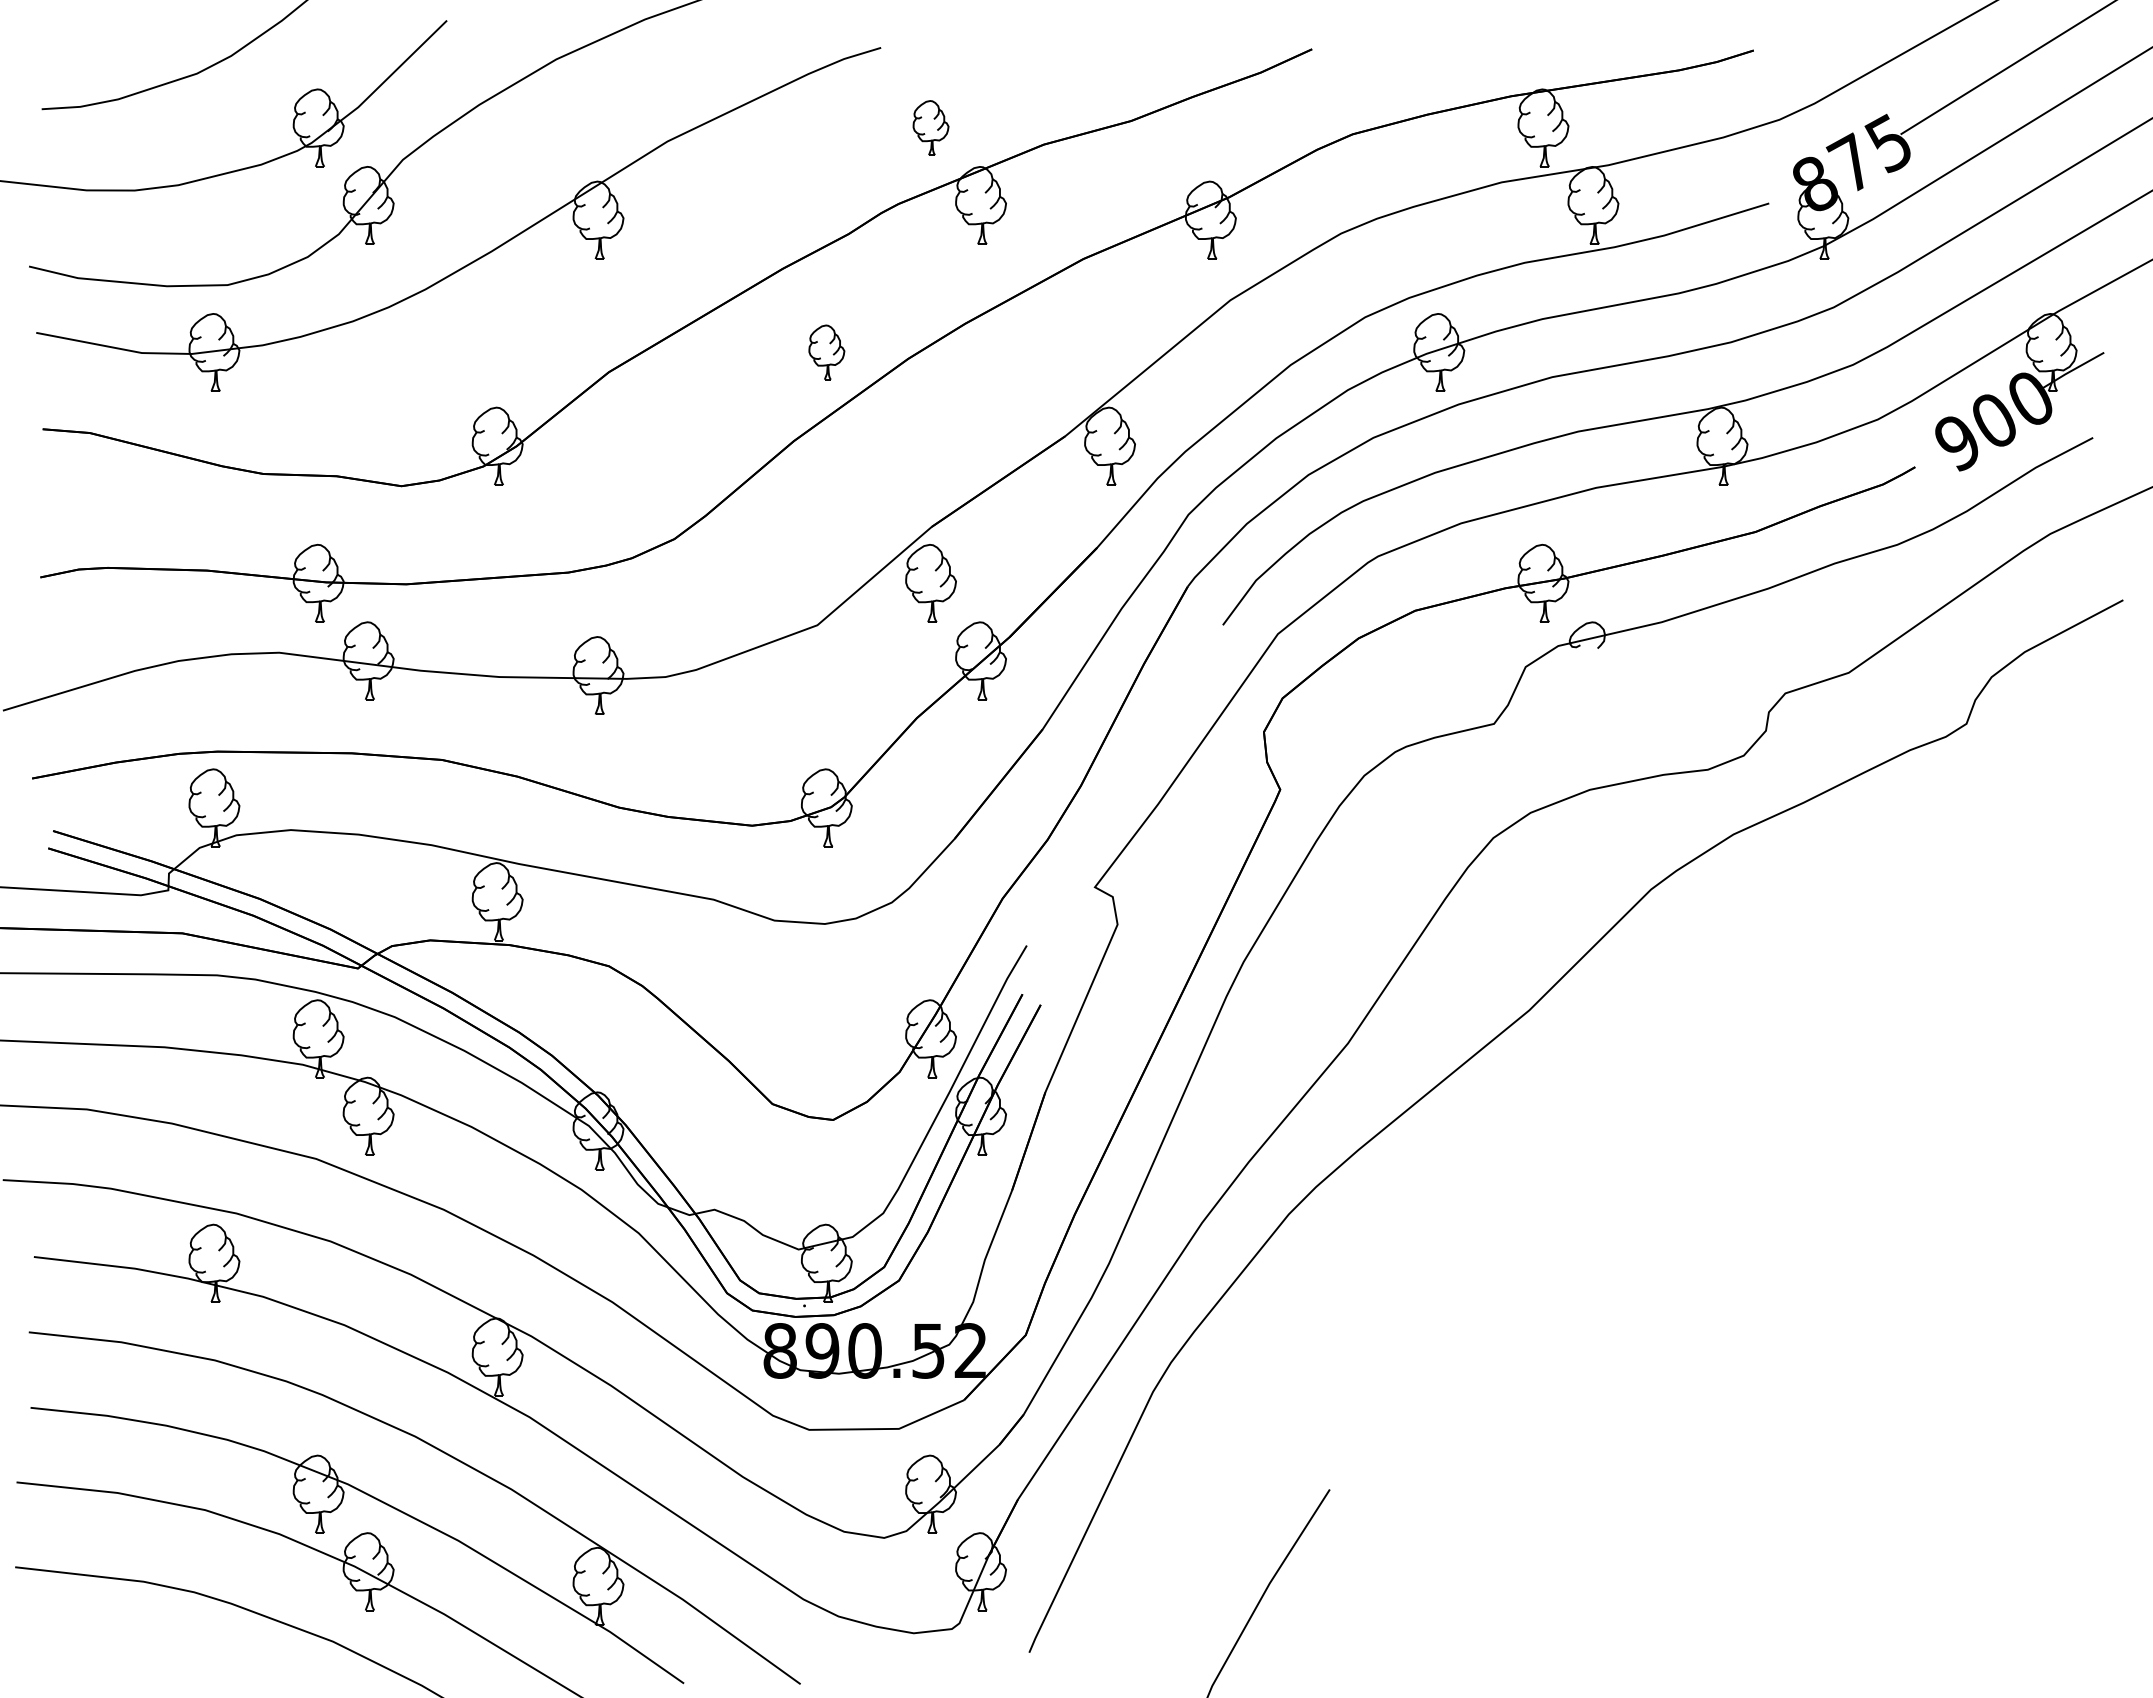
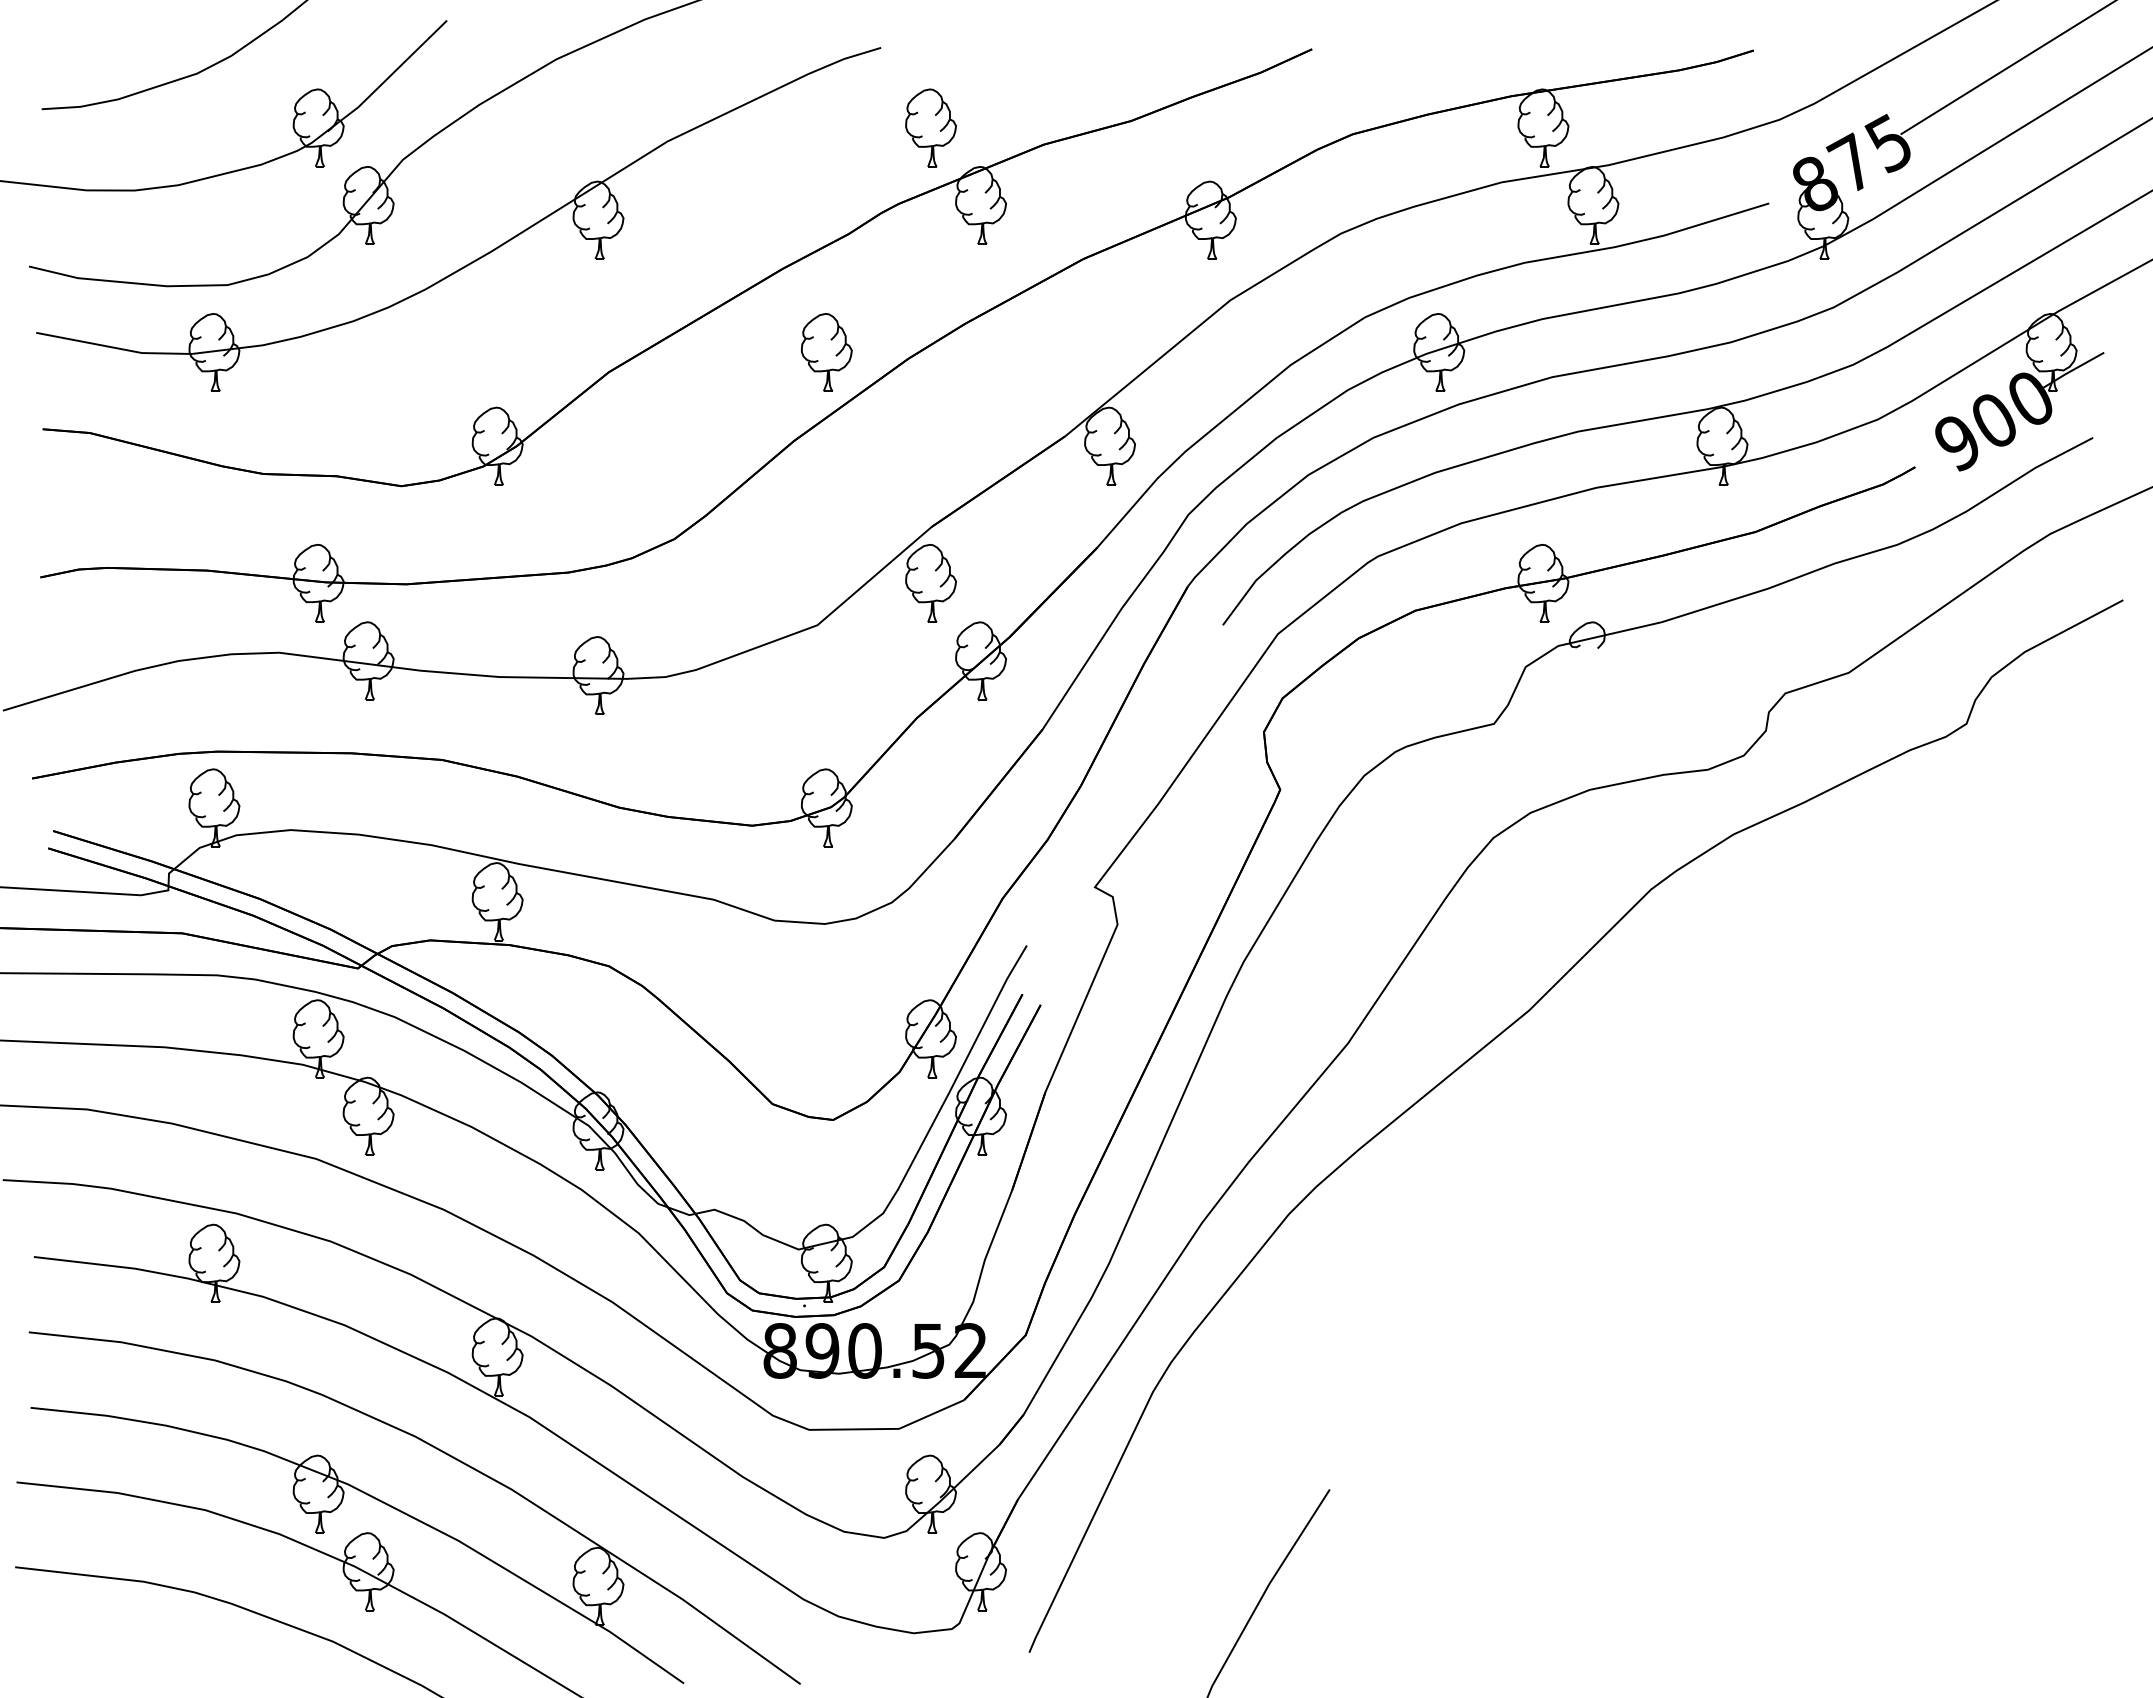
part size: 38x56 px -> 52x80 px (930, 127)
part size: 38x57 px -> 52x79 px (826, 352)
